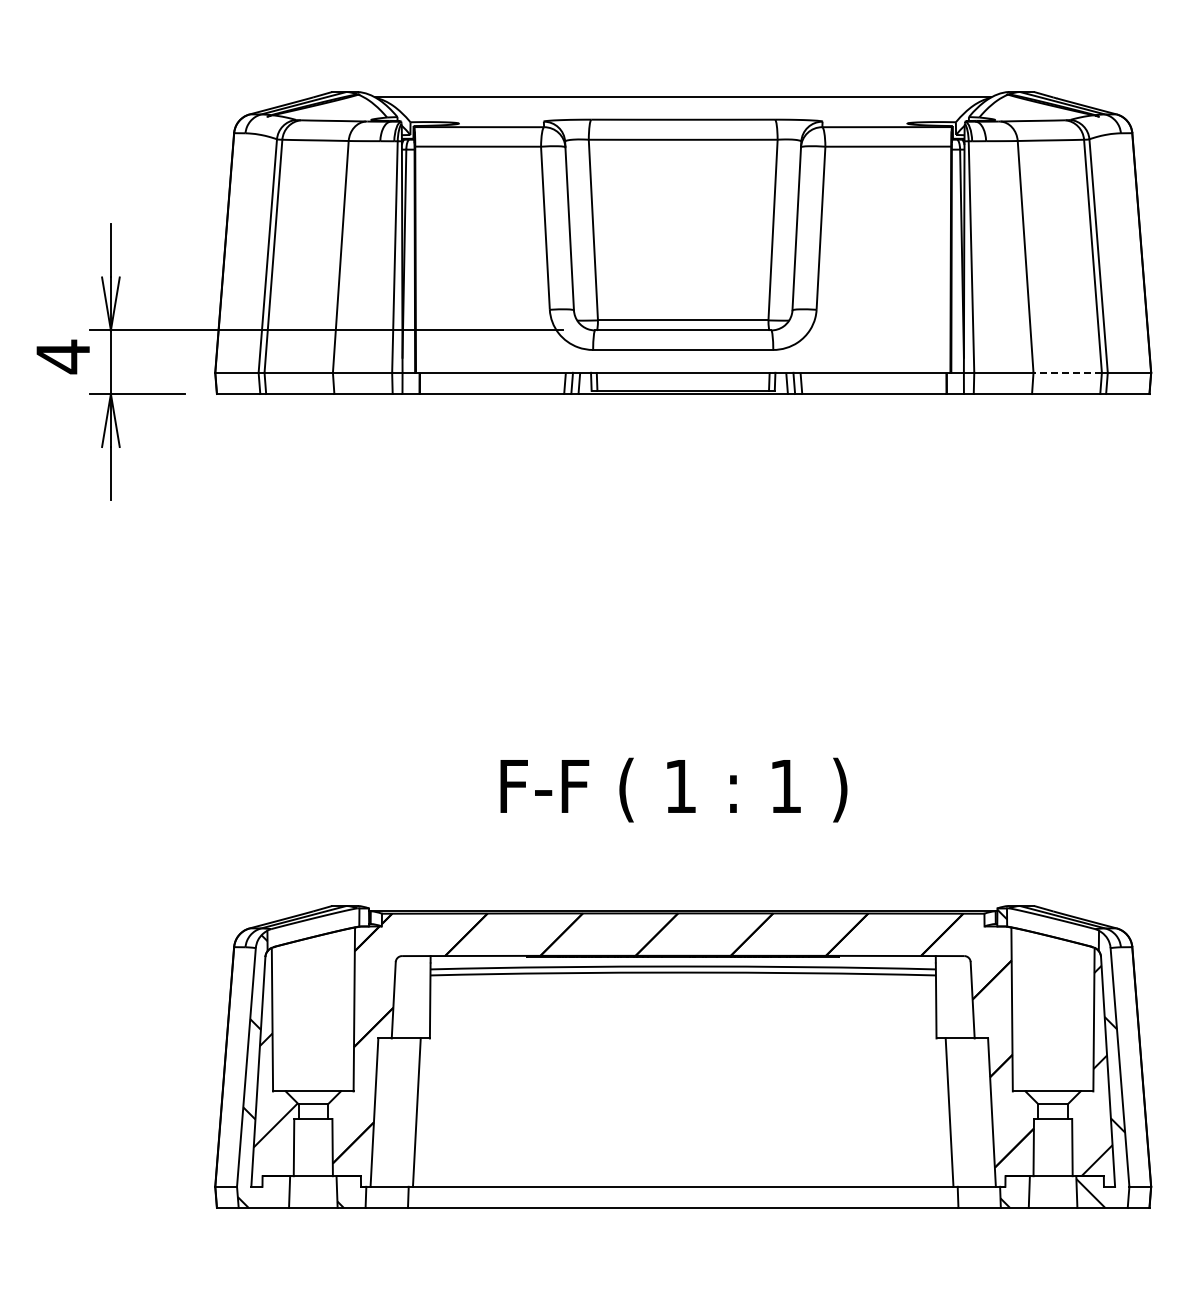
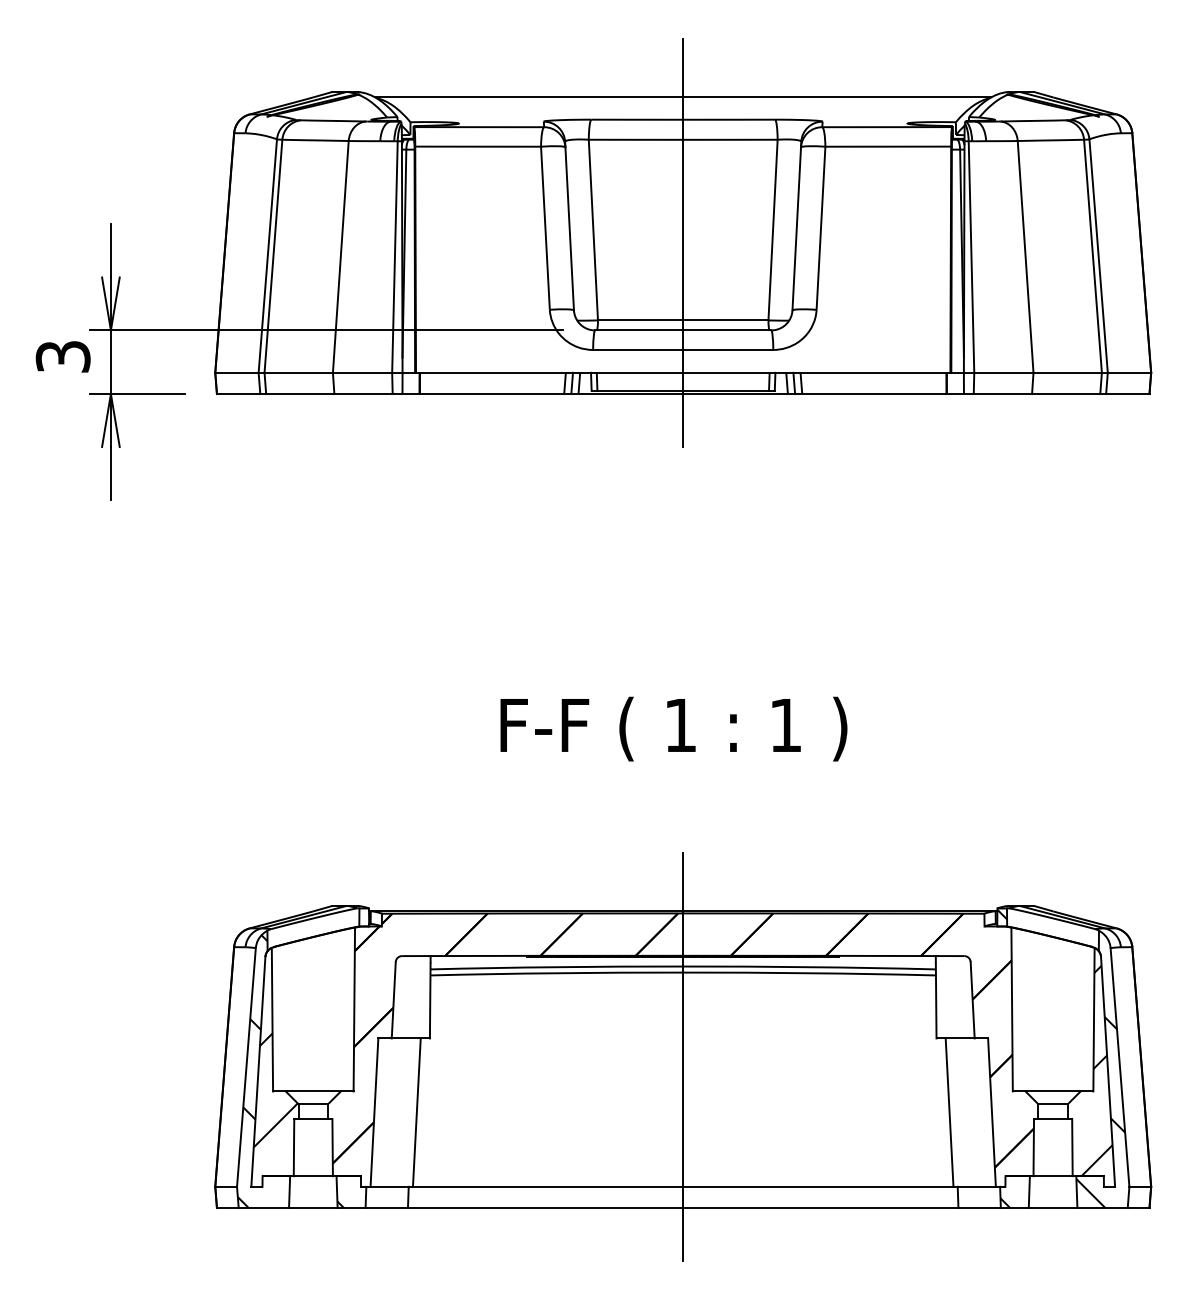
line: none -> present (683, 243)
text: 4 -> 3 (62, 356)
line: dashed -> solid (1067, 372)
text position: (673, 789) -> (673, 728) (673, 728)
line: none -> present (683, 1056)
